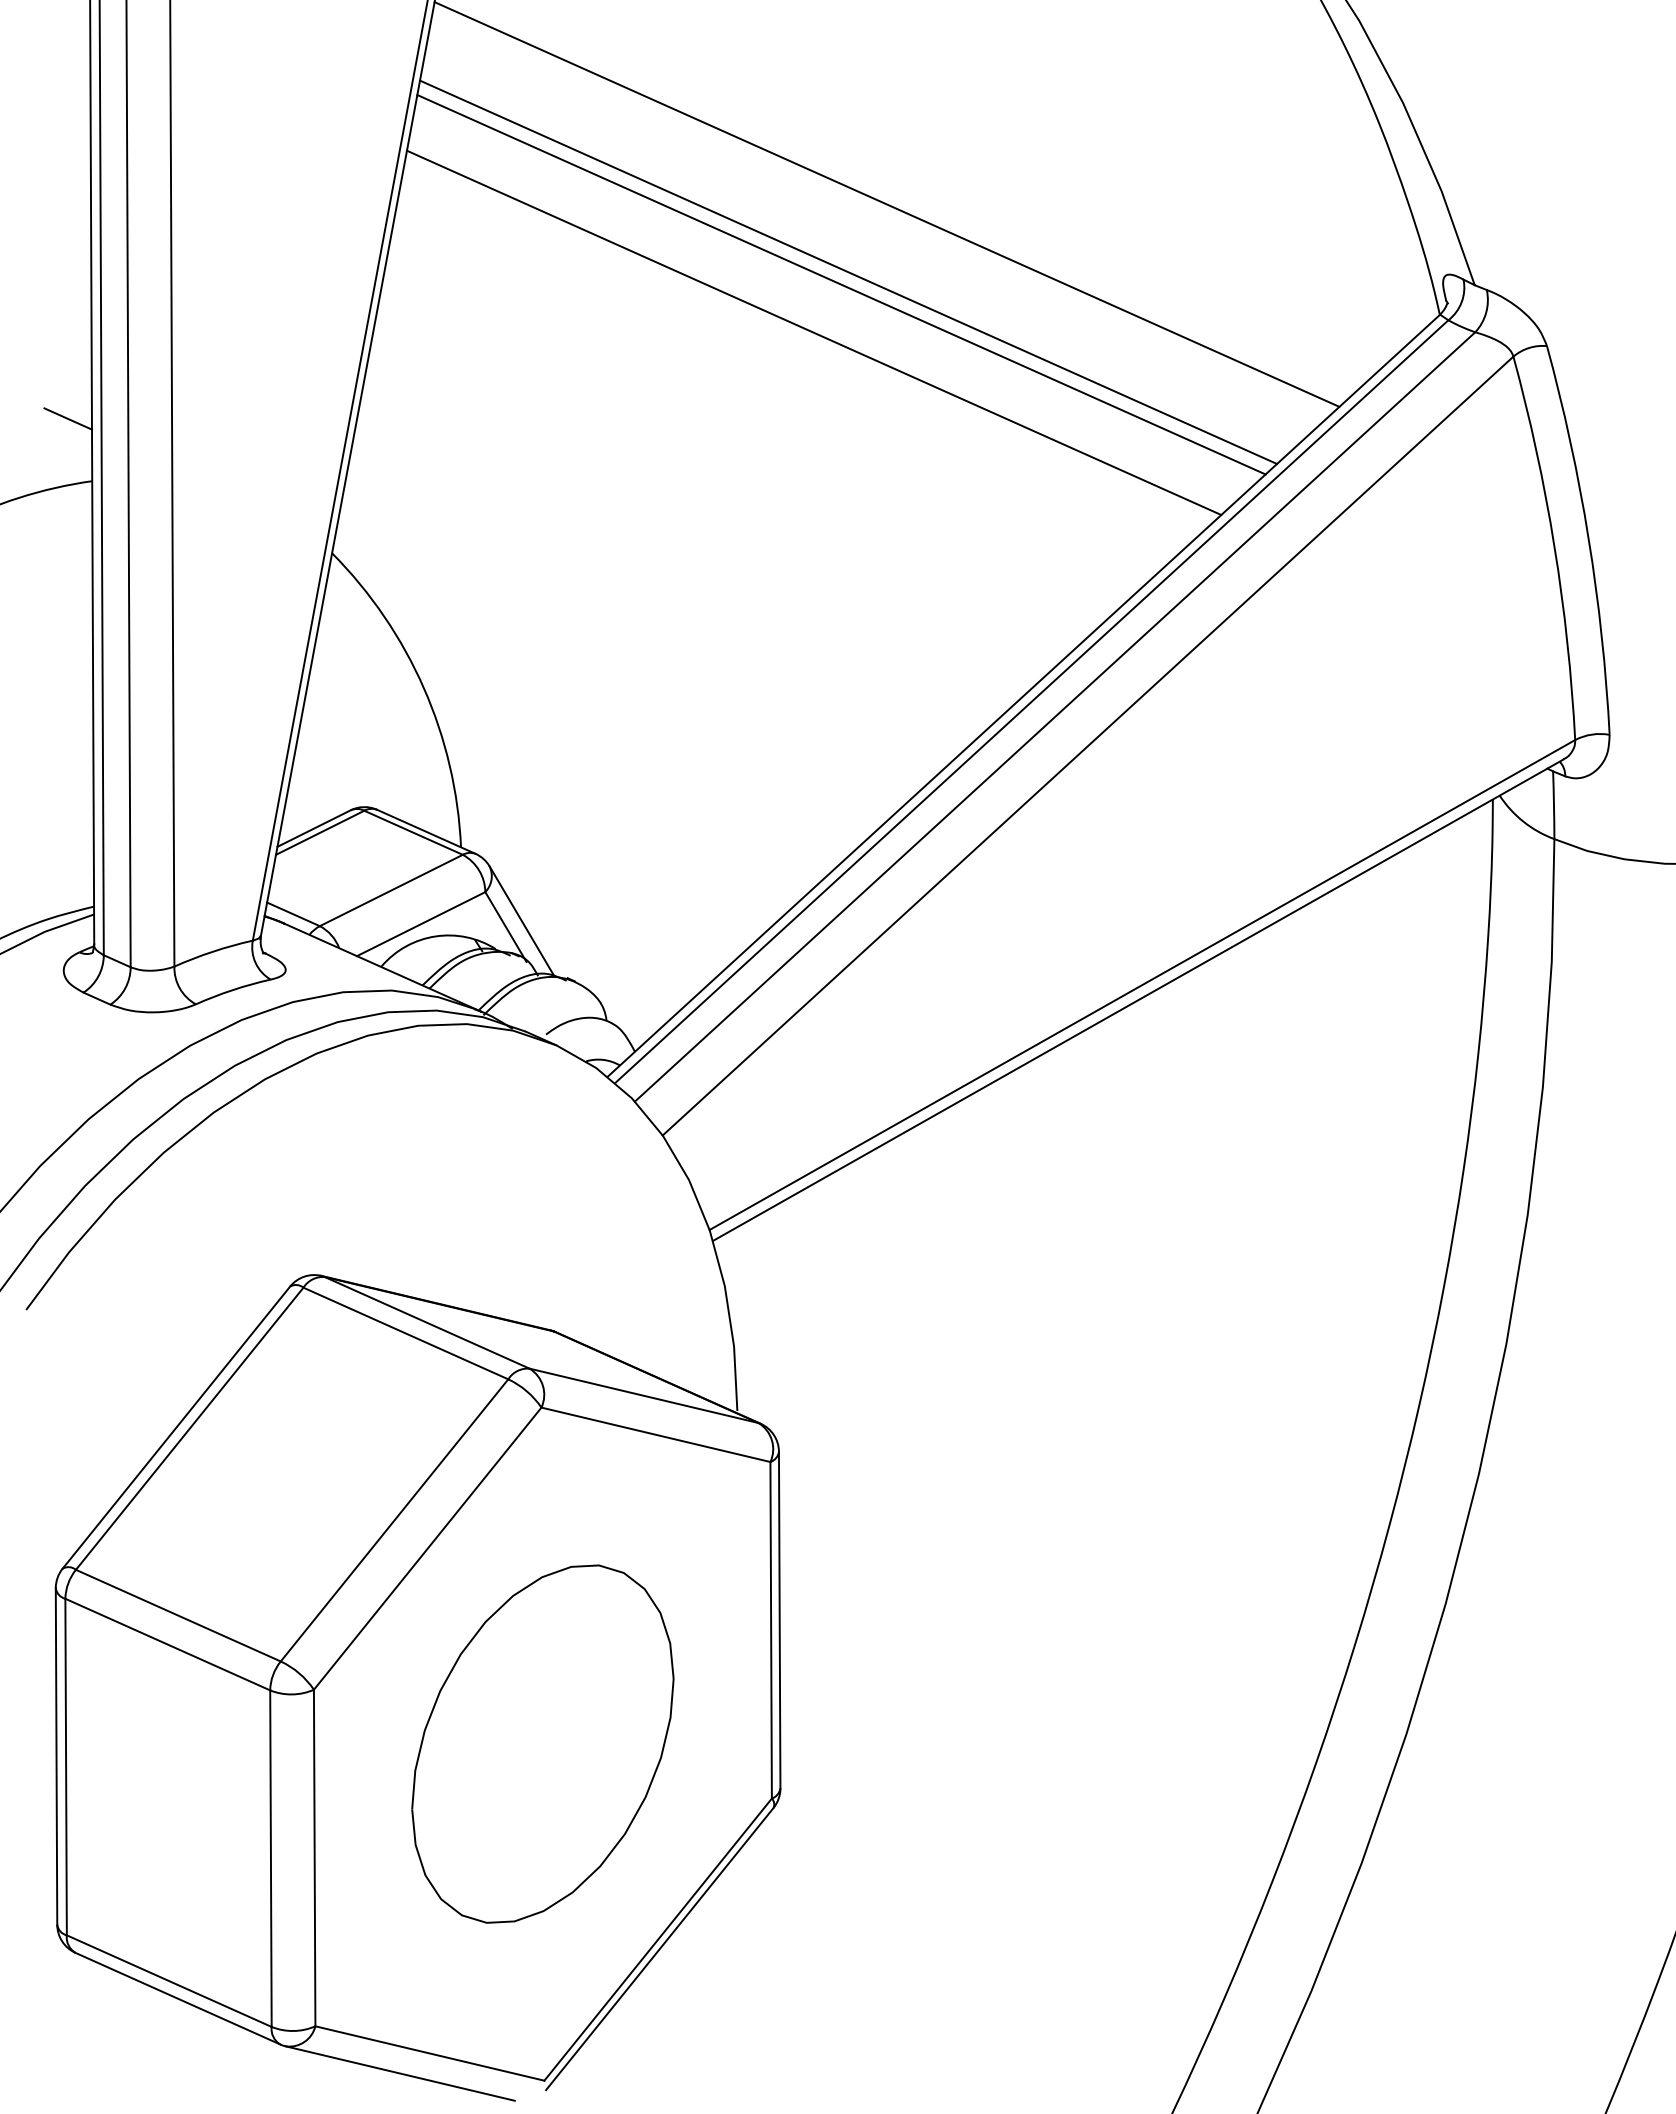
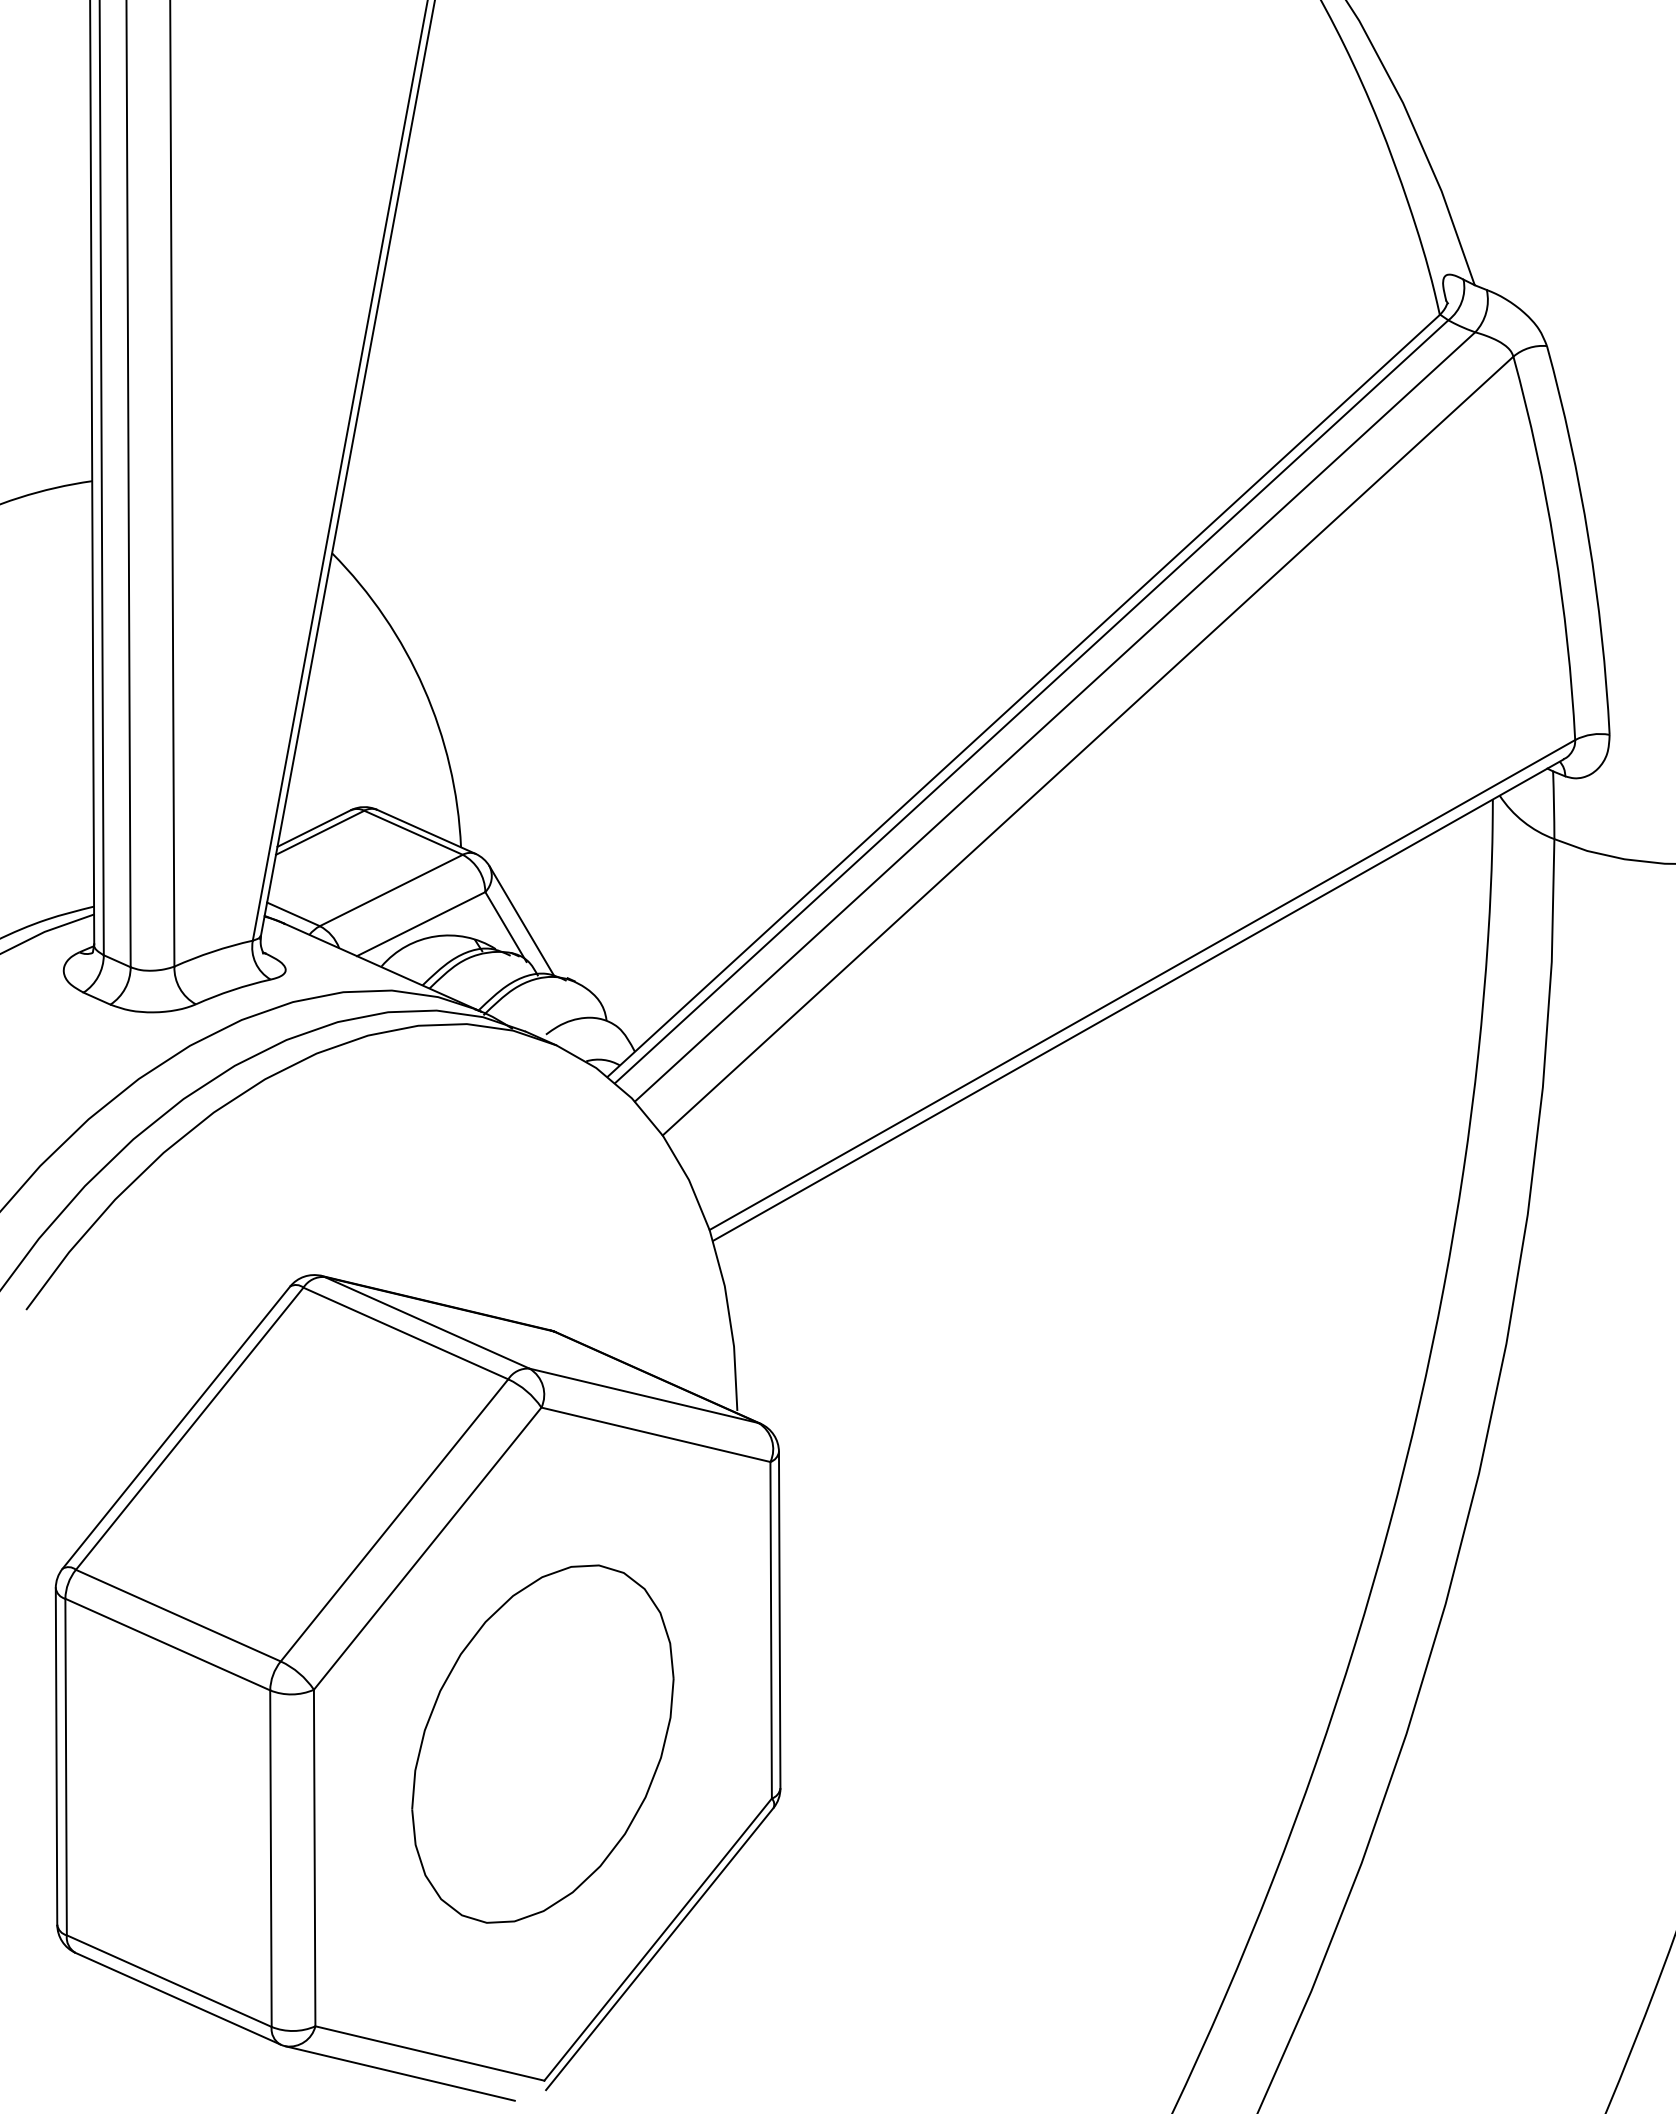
line: present -> none (886, 204)
line: present -> none (848, 271)
line: present -> none (841, 284)
line: present -> none (813, 332)
line: present -> none (68, 418)
